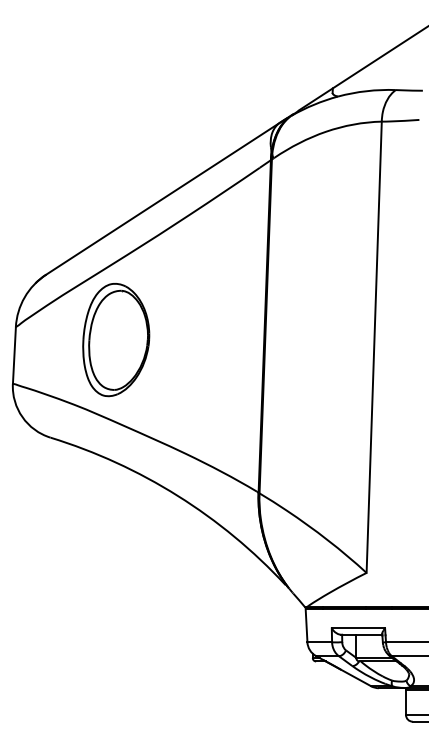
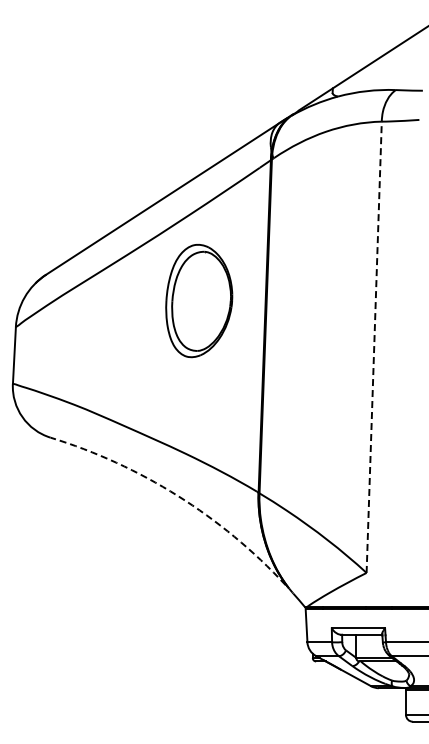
part position: (116, 340) -> (199, 301) (199, 301)
line: solid -> dashed (374, 347)
arc: solid -> dashed (177, 495)
